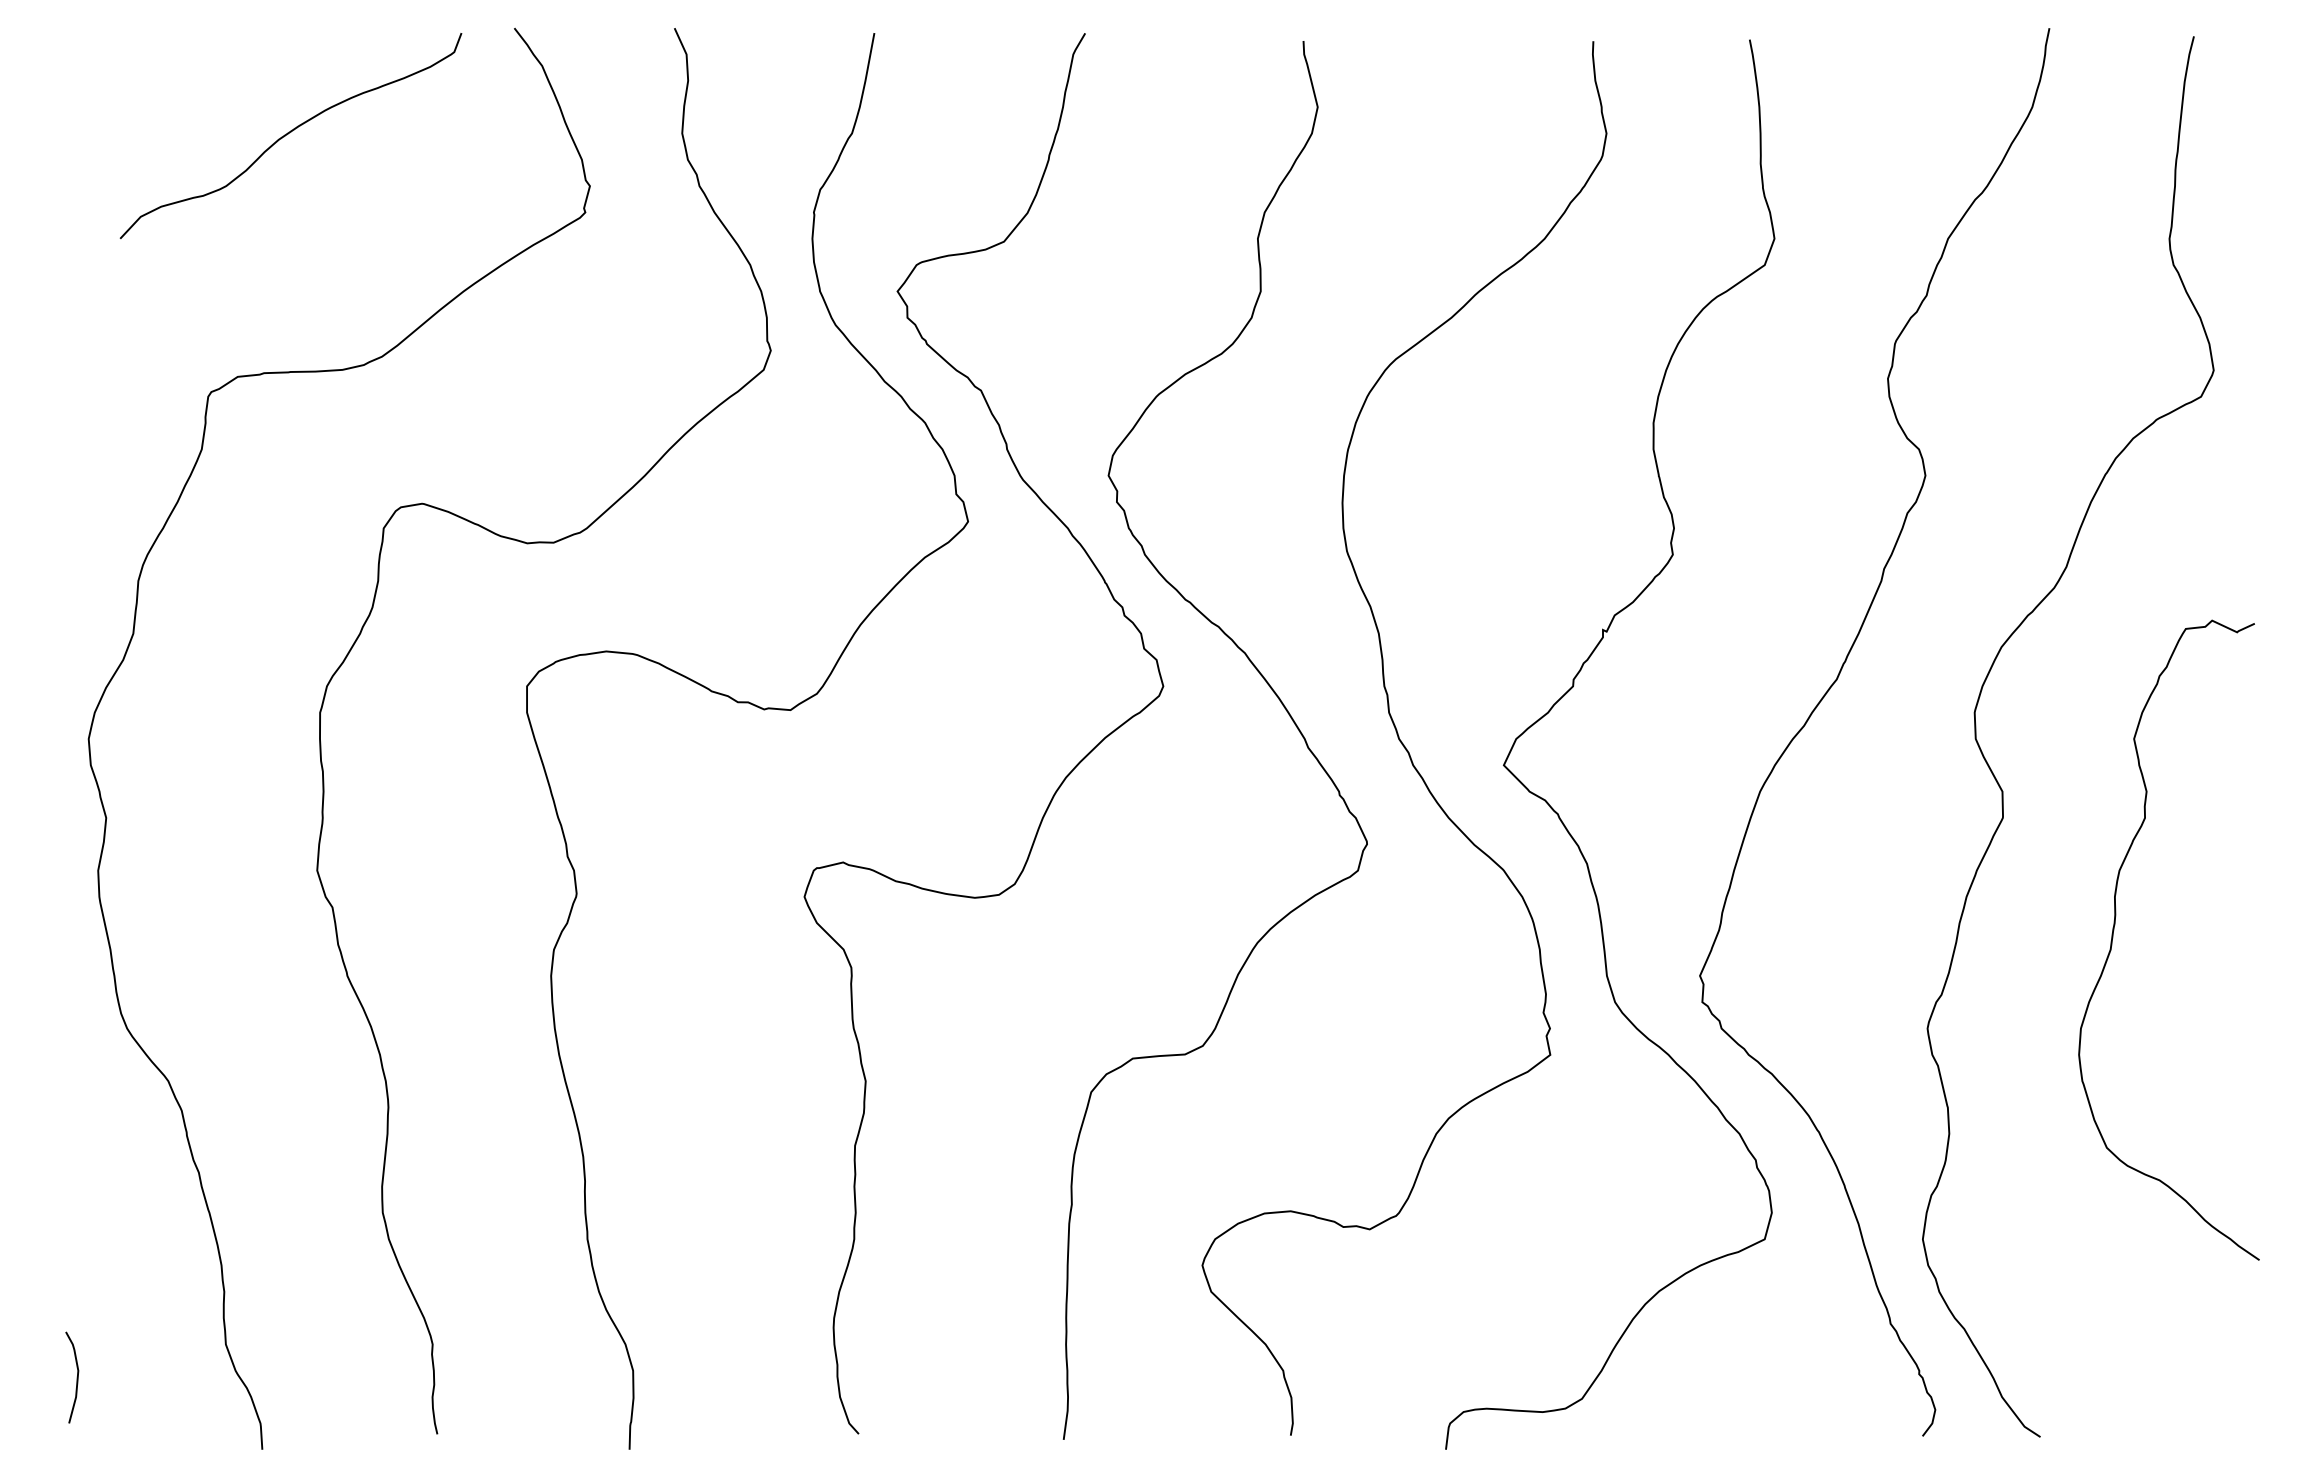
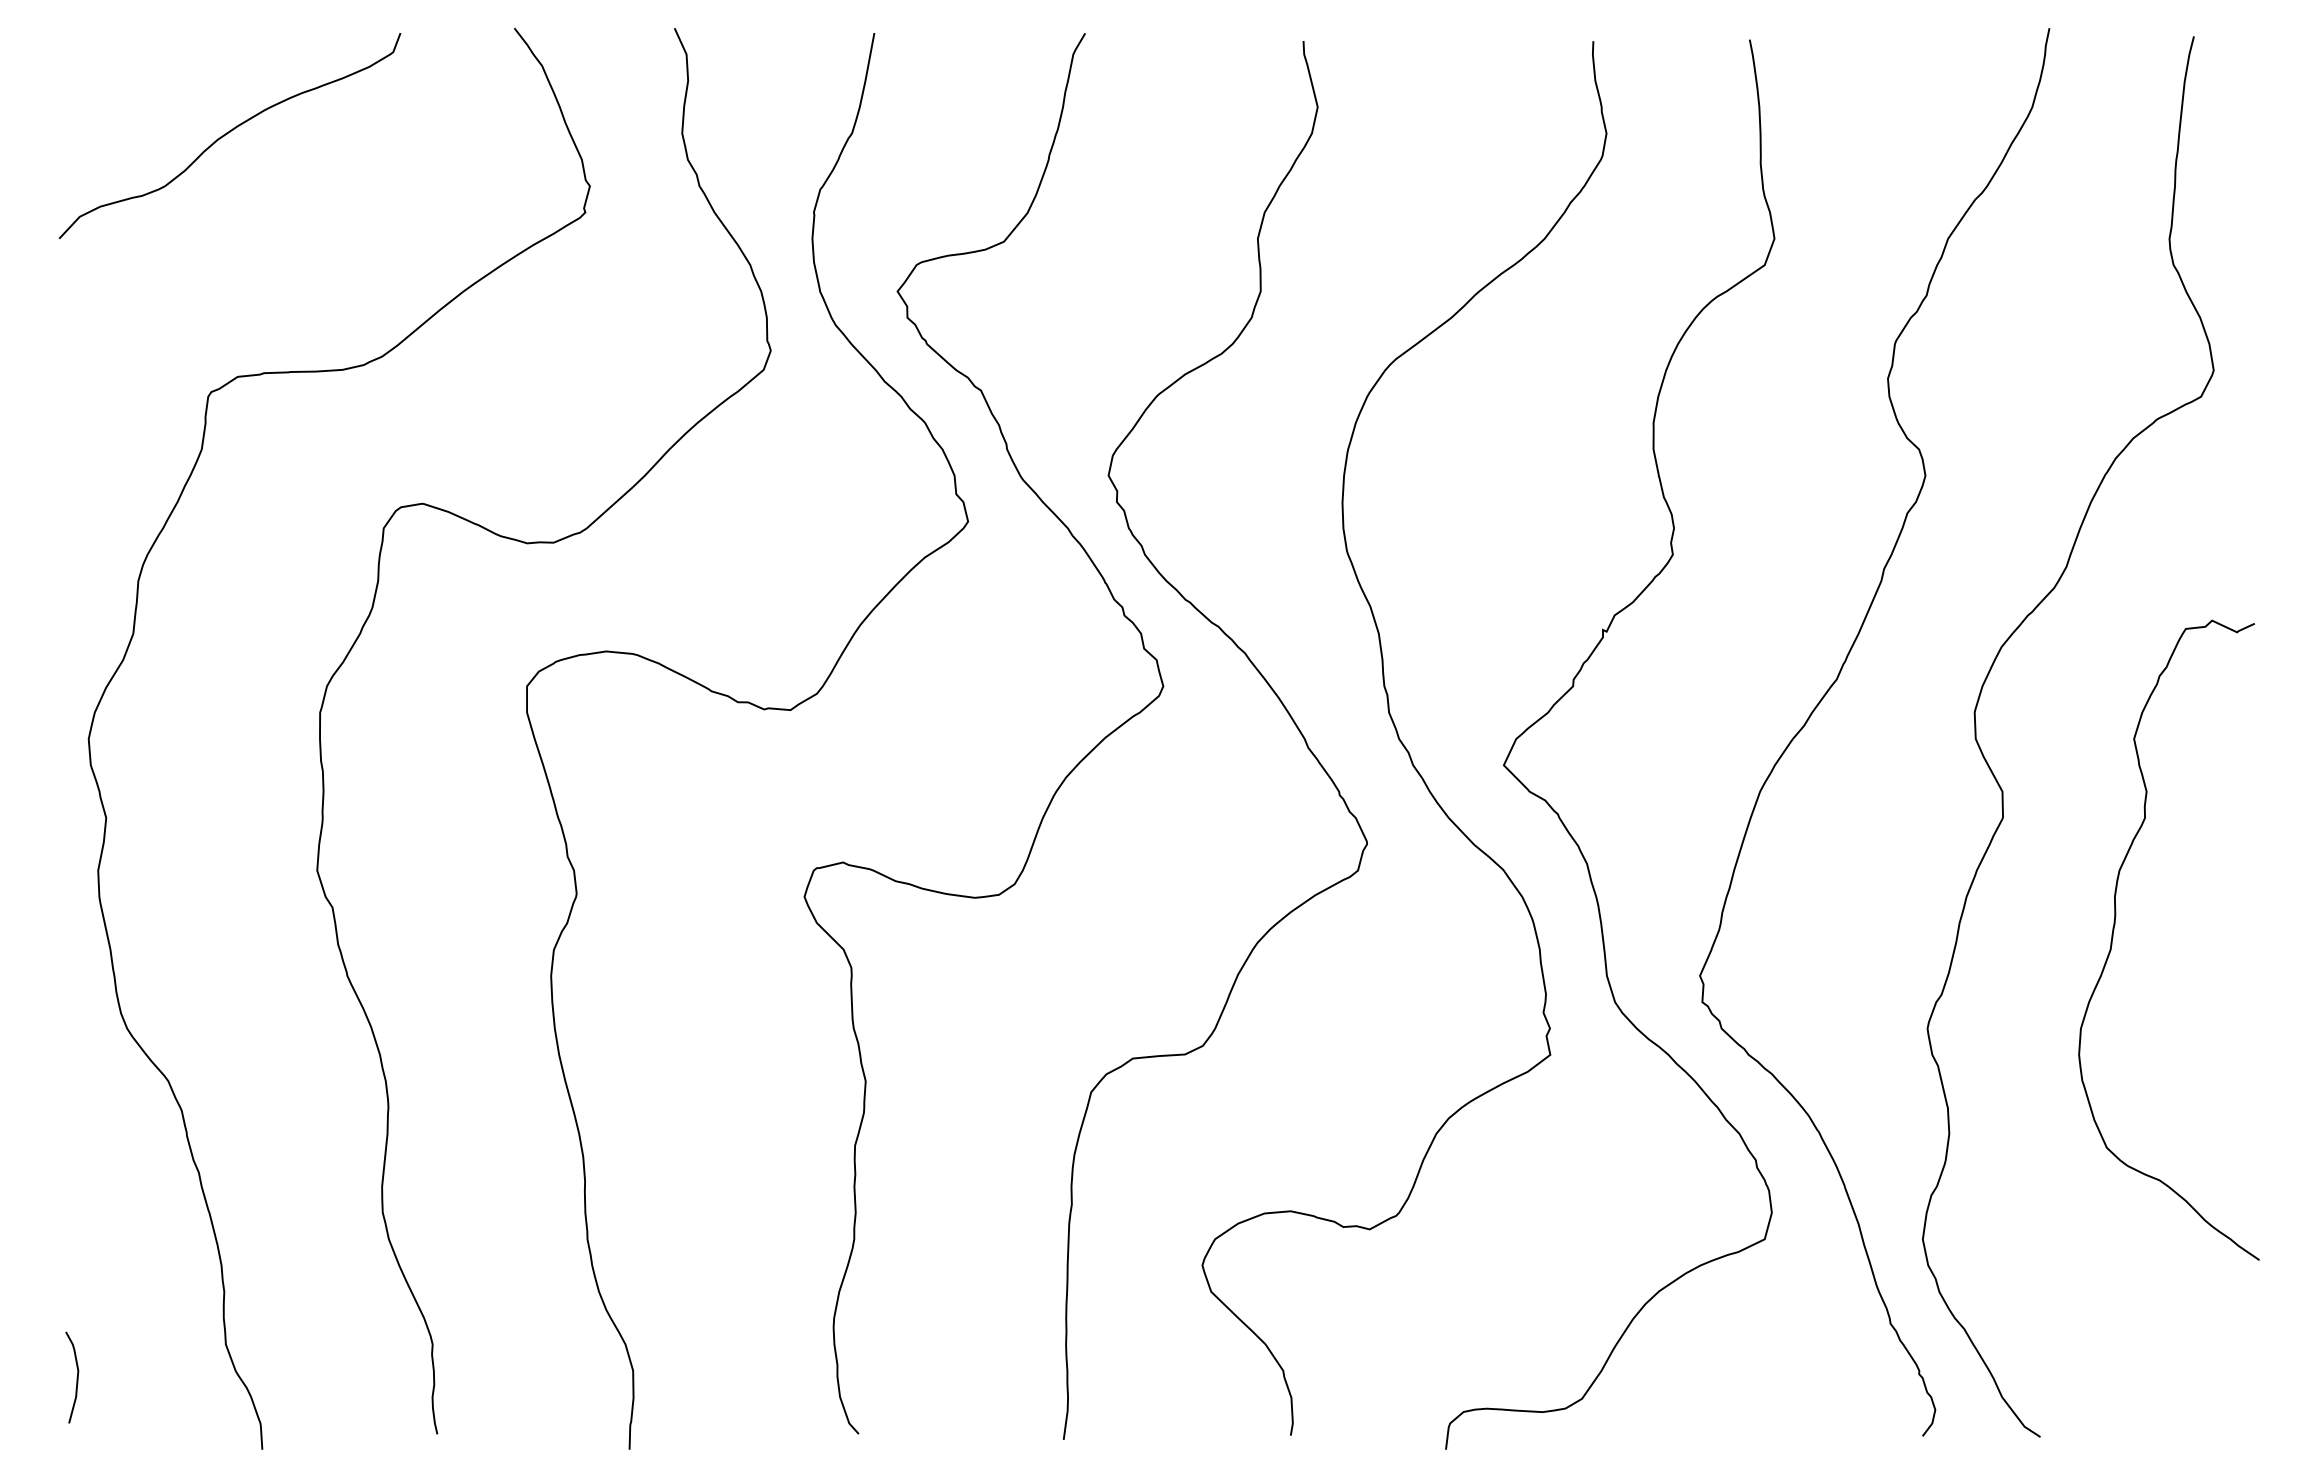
curve position: (288, 134) -> (227, 134) (227, 134)
